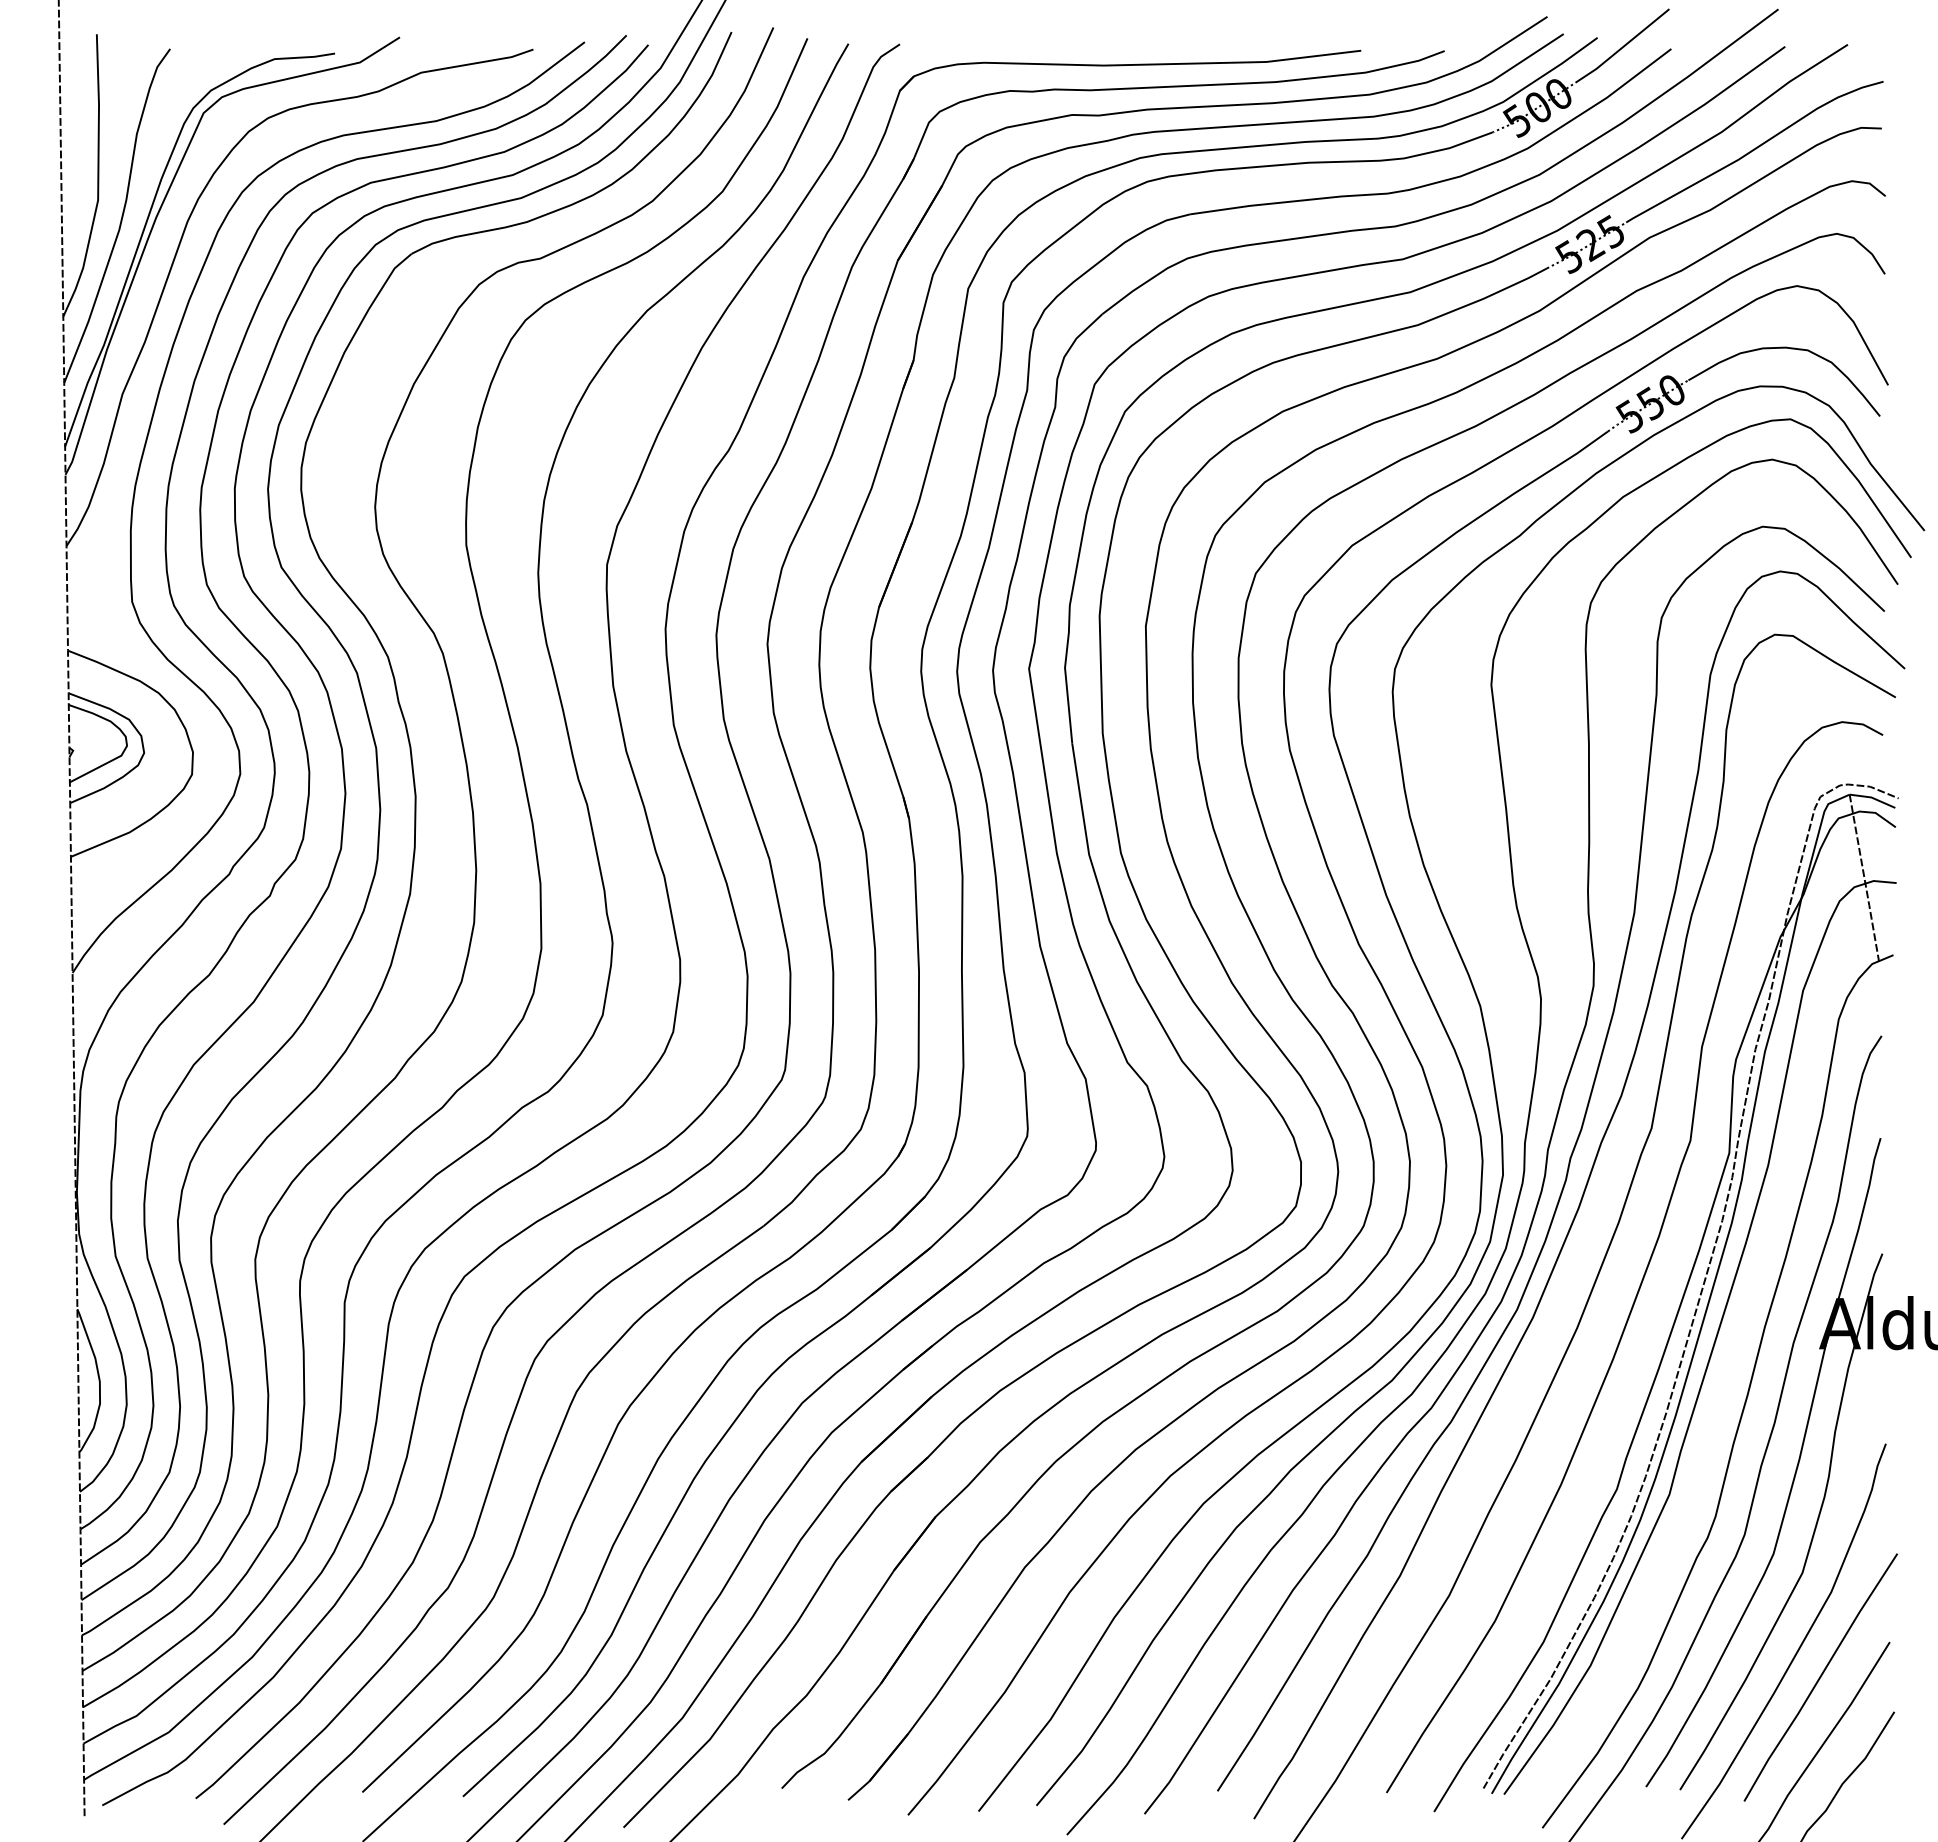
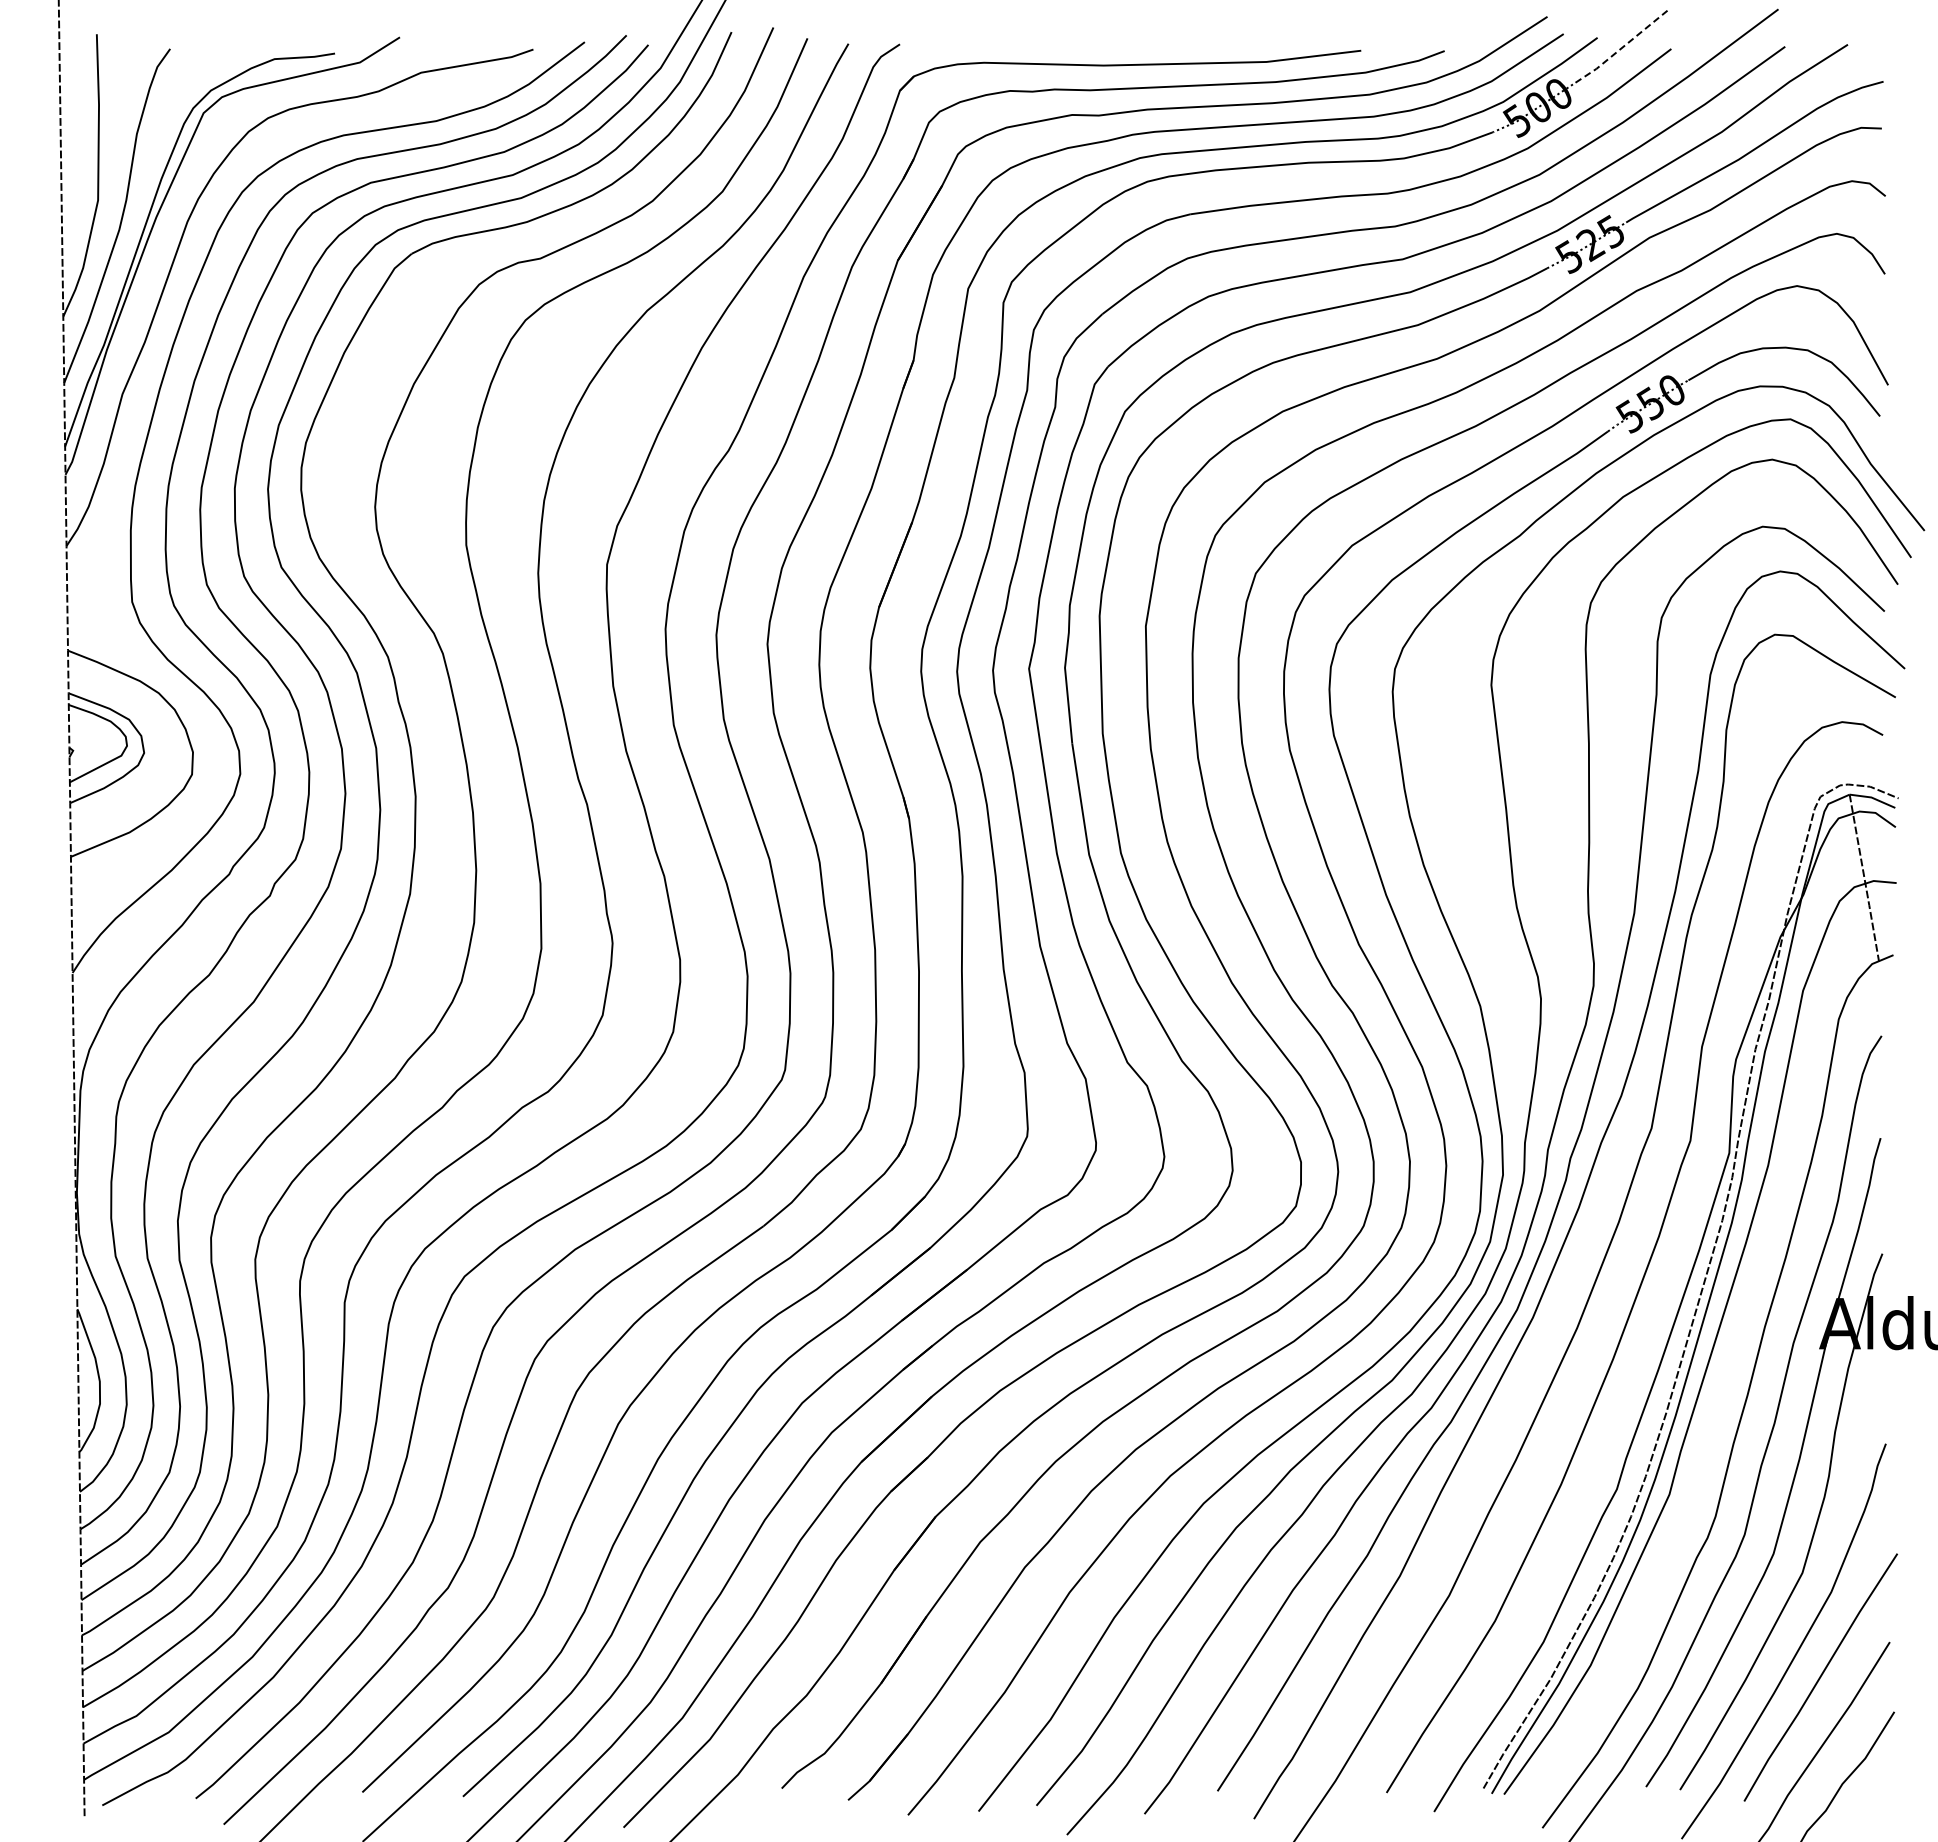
line: solid -> dashed (1622, 47)
